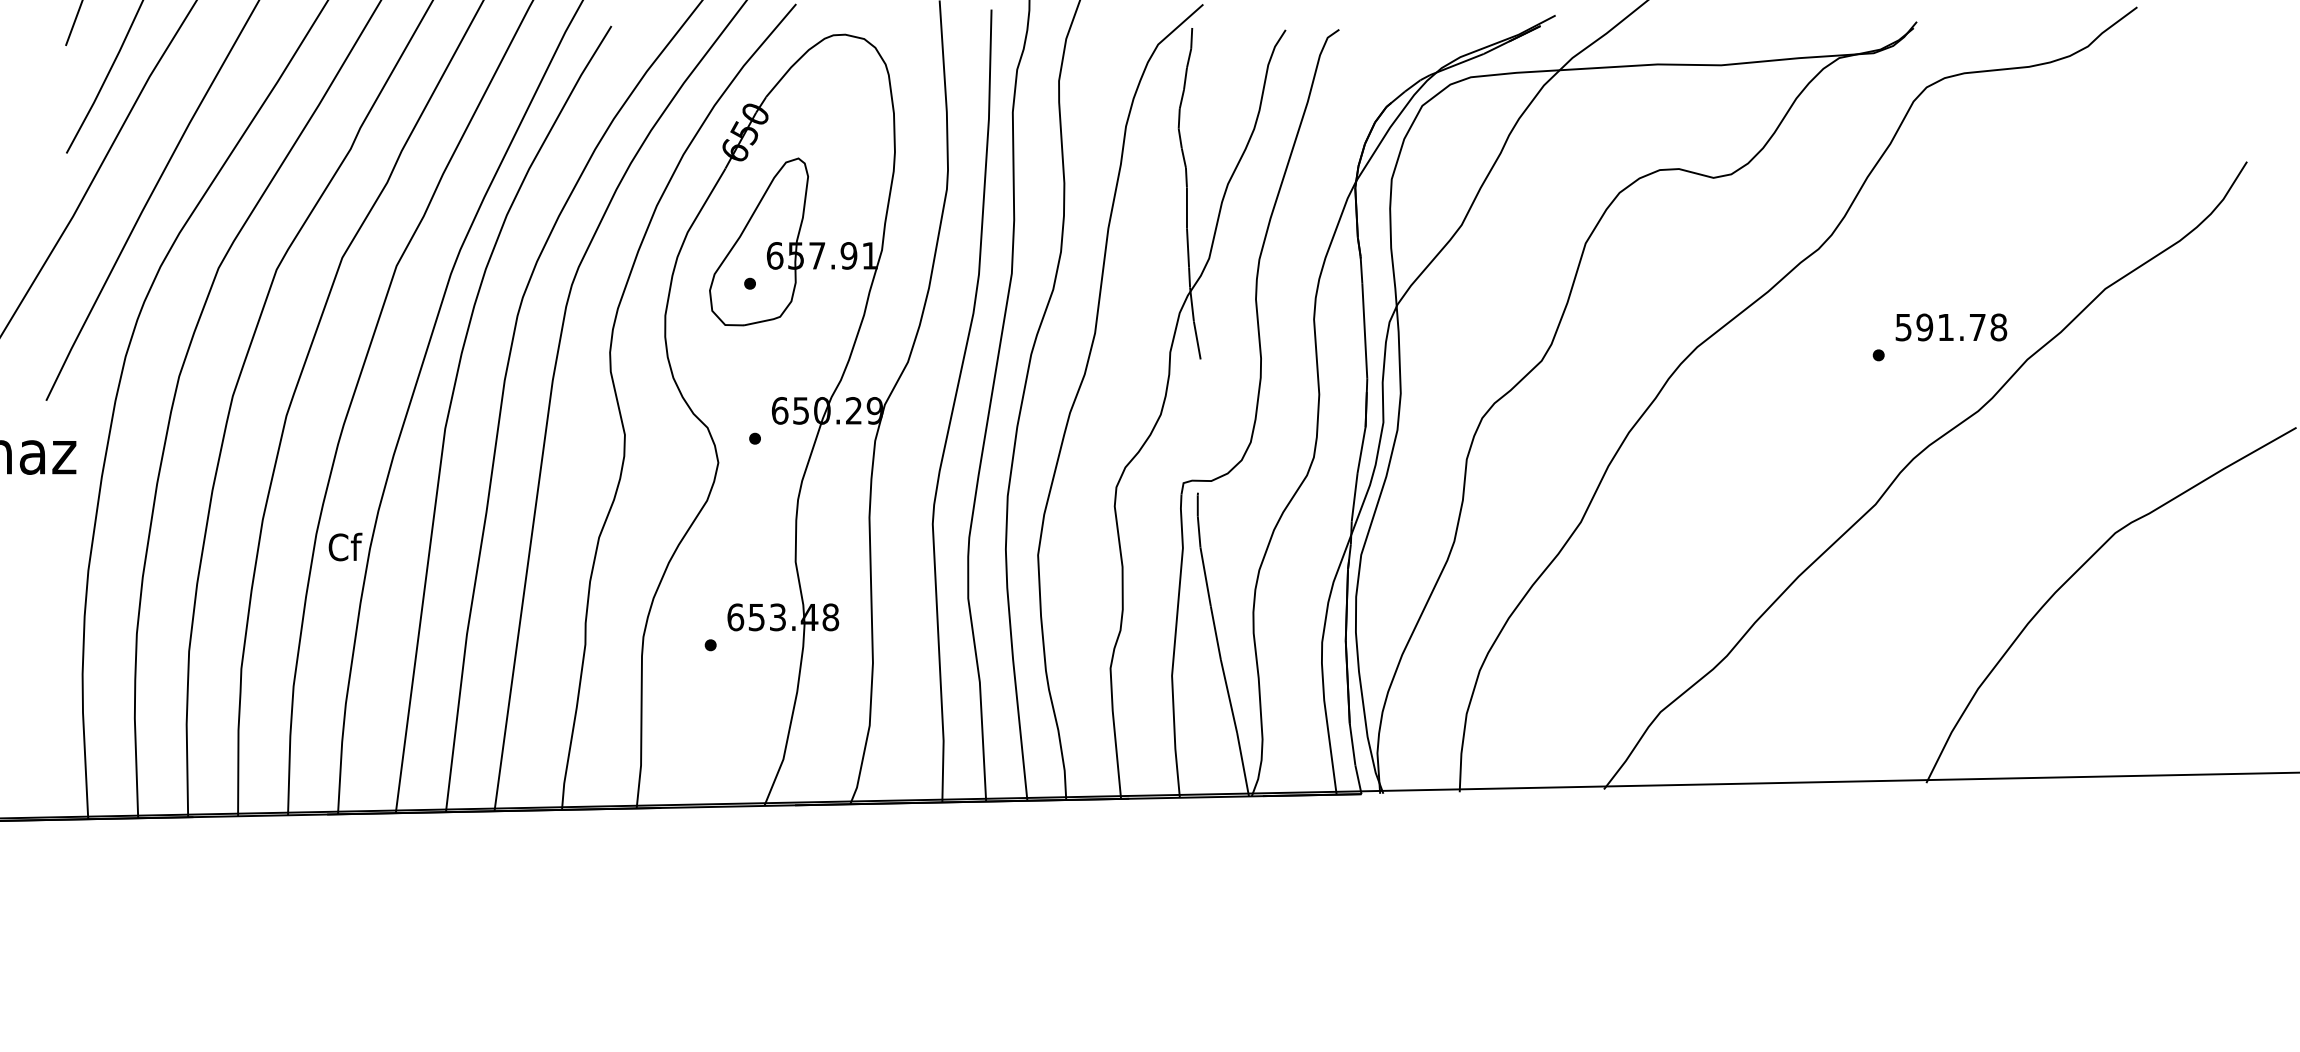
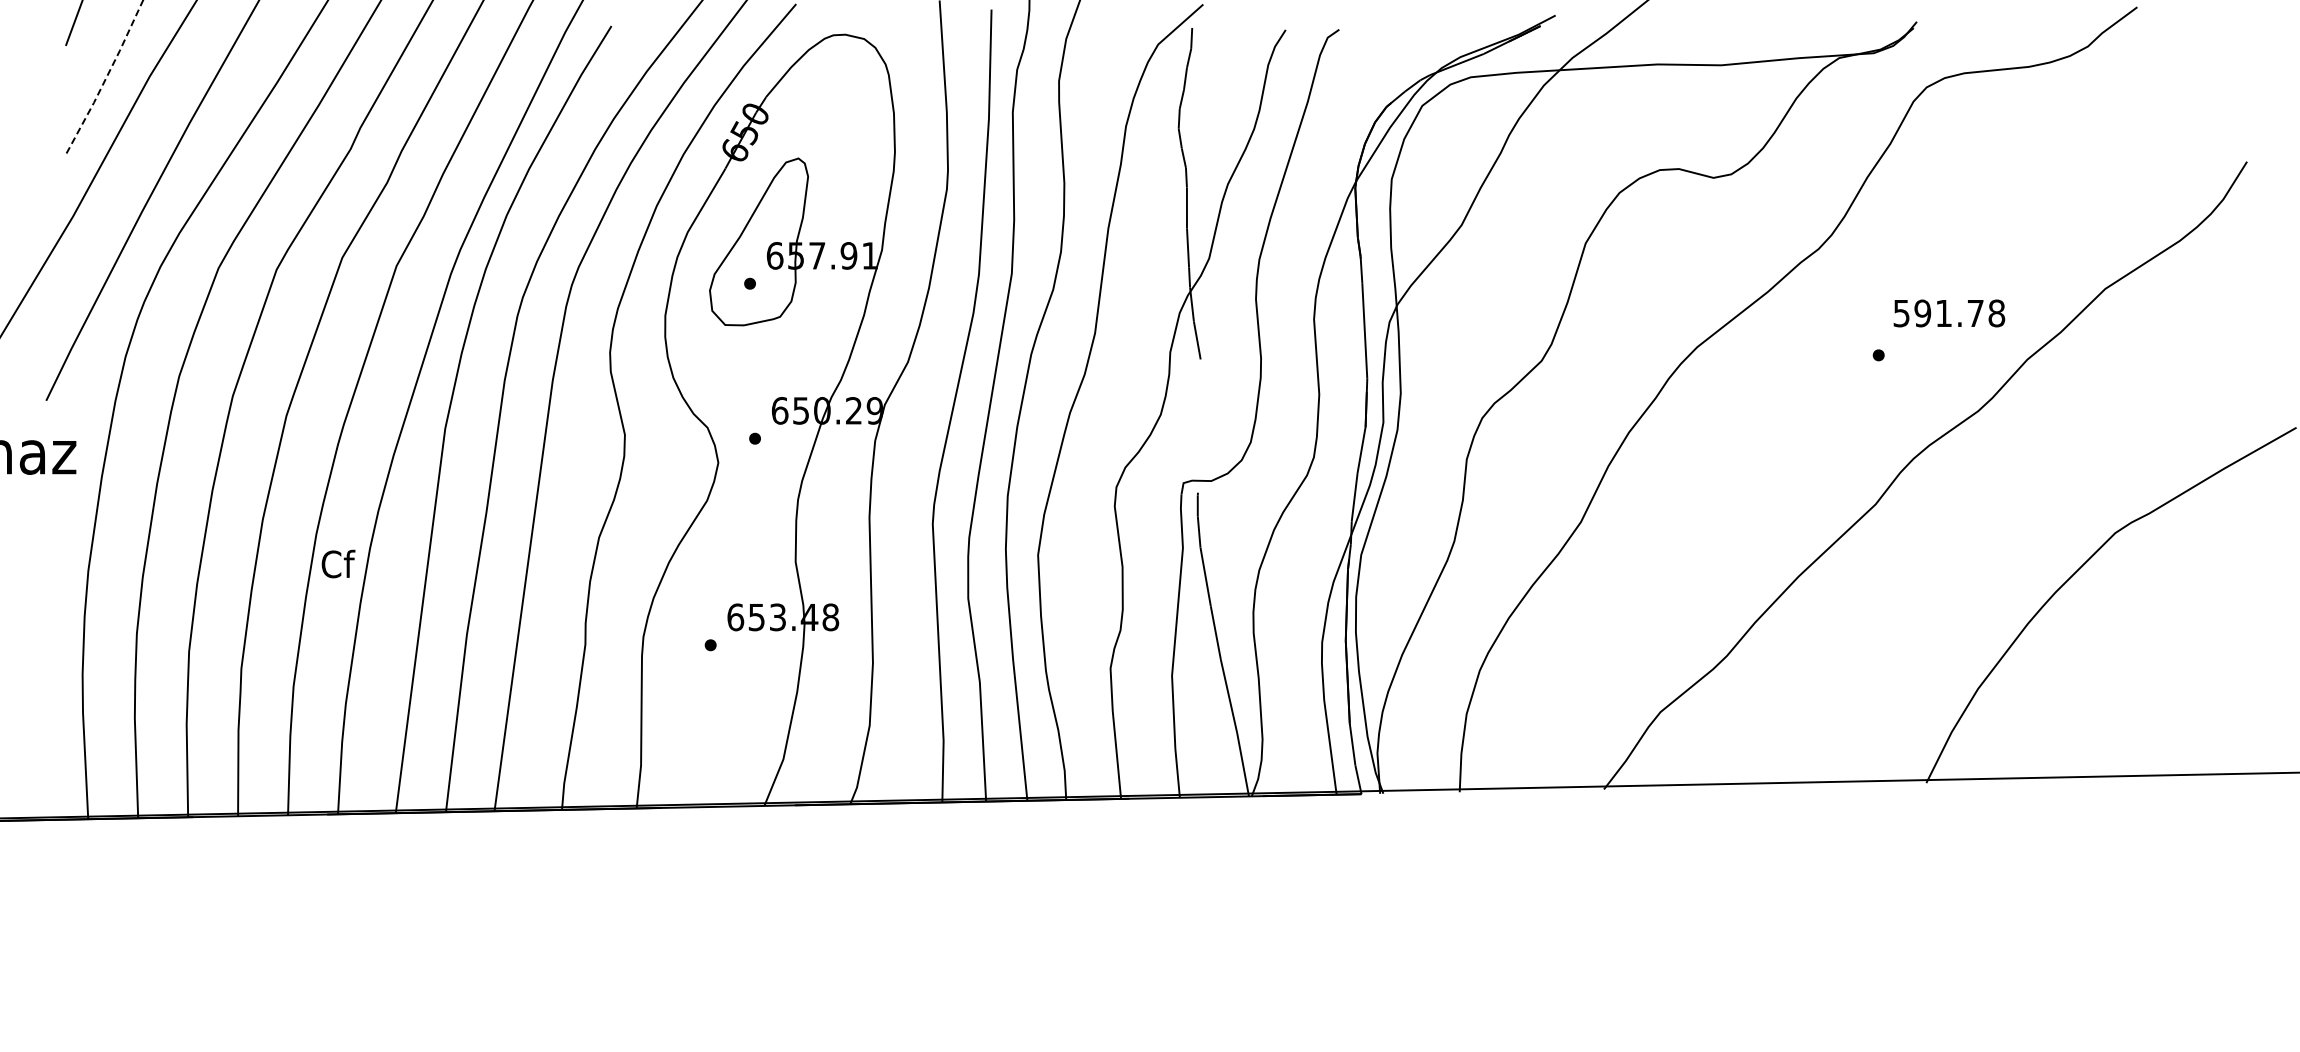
line: solid -> dashed (106, 77)
text position: (1951, 327) -> (1949, 313) (1949, 313)
text position: (345, 546) -> (338, 563) (338, 563)
